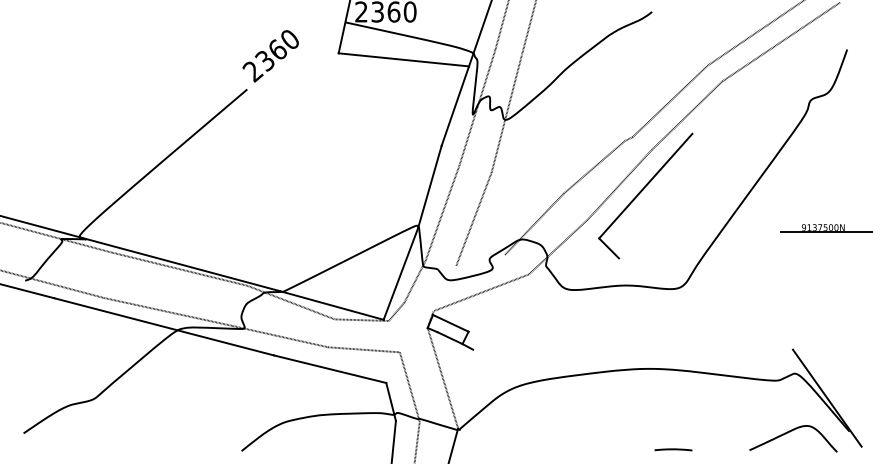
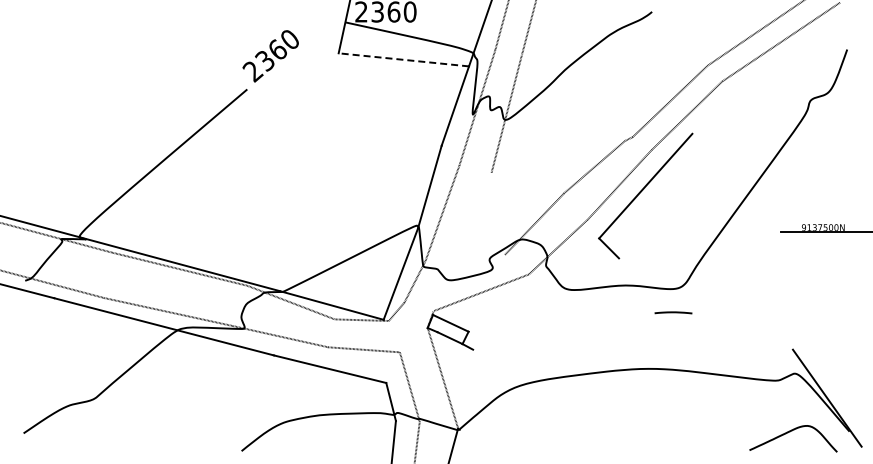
line: solid -> dashed (403, 59)
line: present -> none (473, 218)
line position: (673, 449) -> (673, 312) (673, 312)
